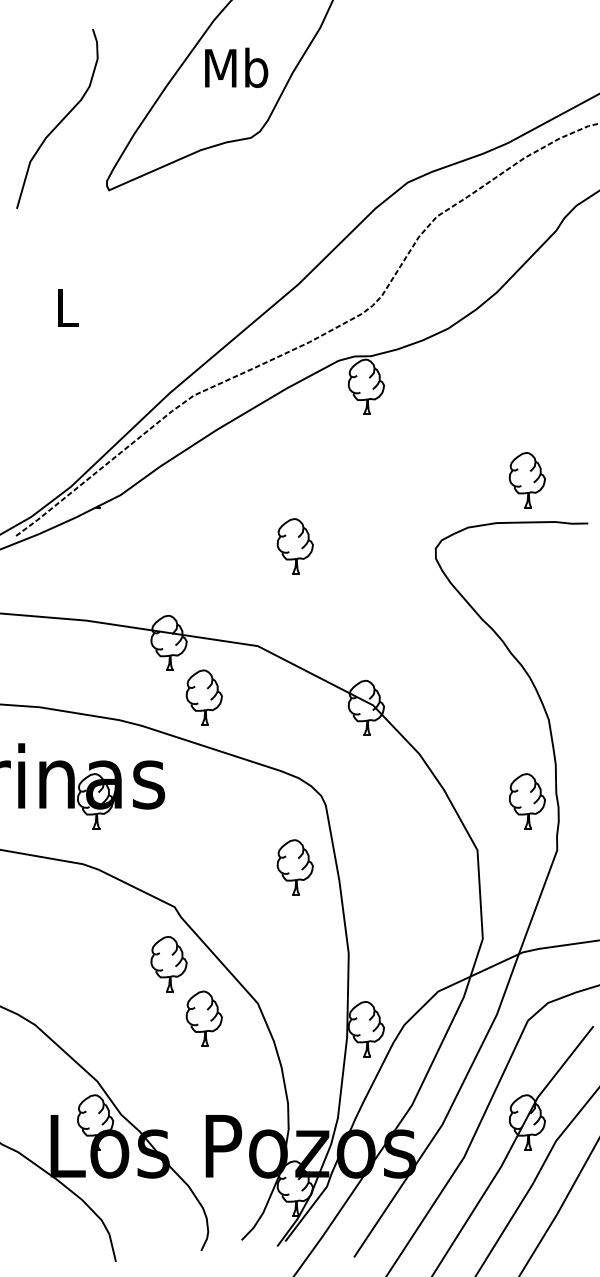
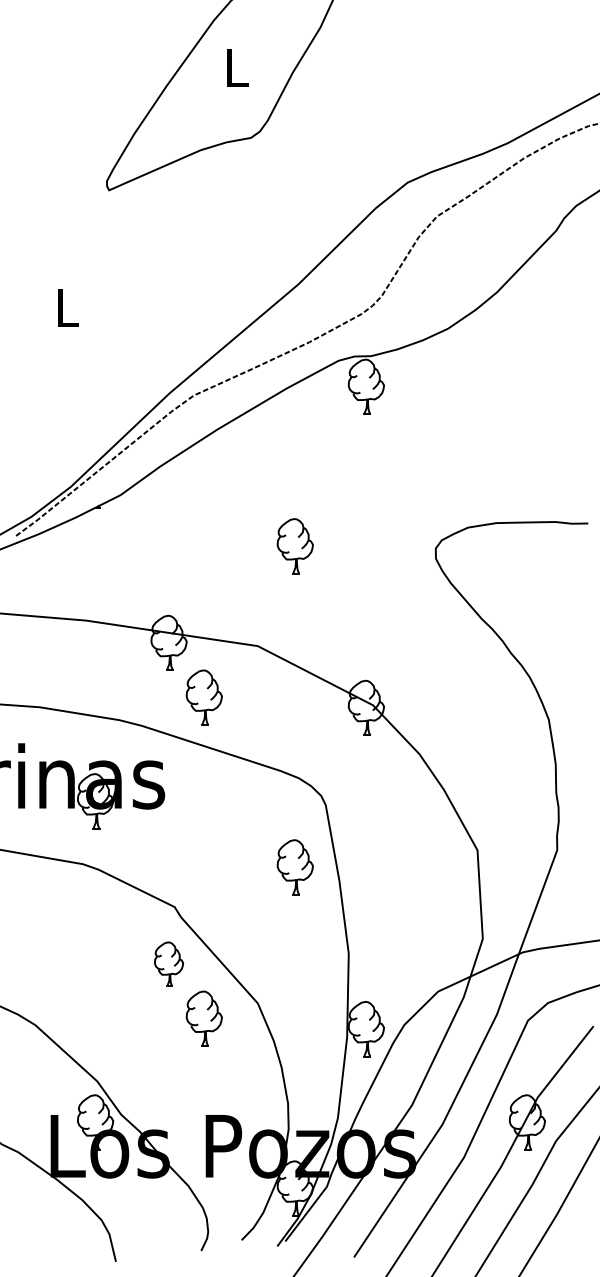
text: Mb -> L (236, 67)
curve: present -> none (60, 120)
part: present -> none (527, 480)
part: present -> none (527, 801)
part size: 38x57 px -> 31x46 px (169, 963)
